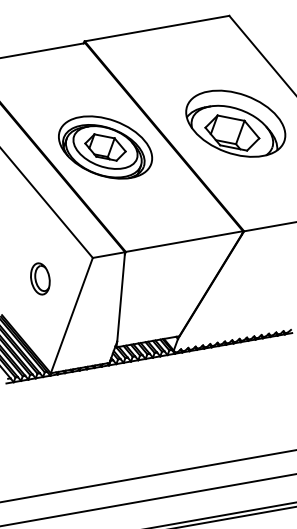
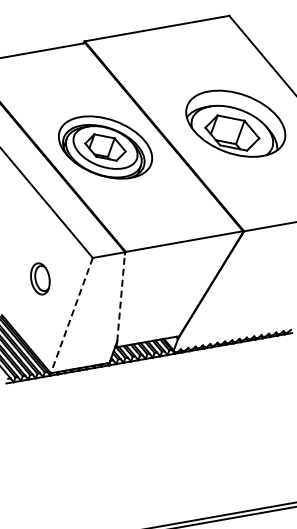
line: solid -> dashed (121, 296)
line: solid -> dashed (71, 316)
line: present -> none (147, 475)
line: present -> none (147, 499)
